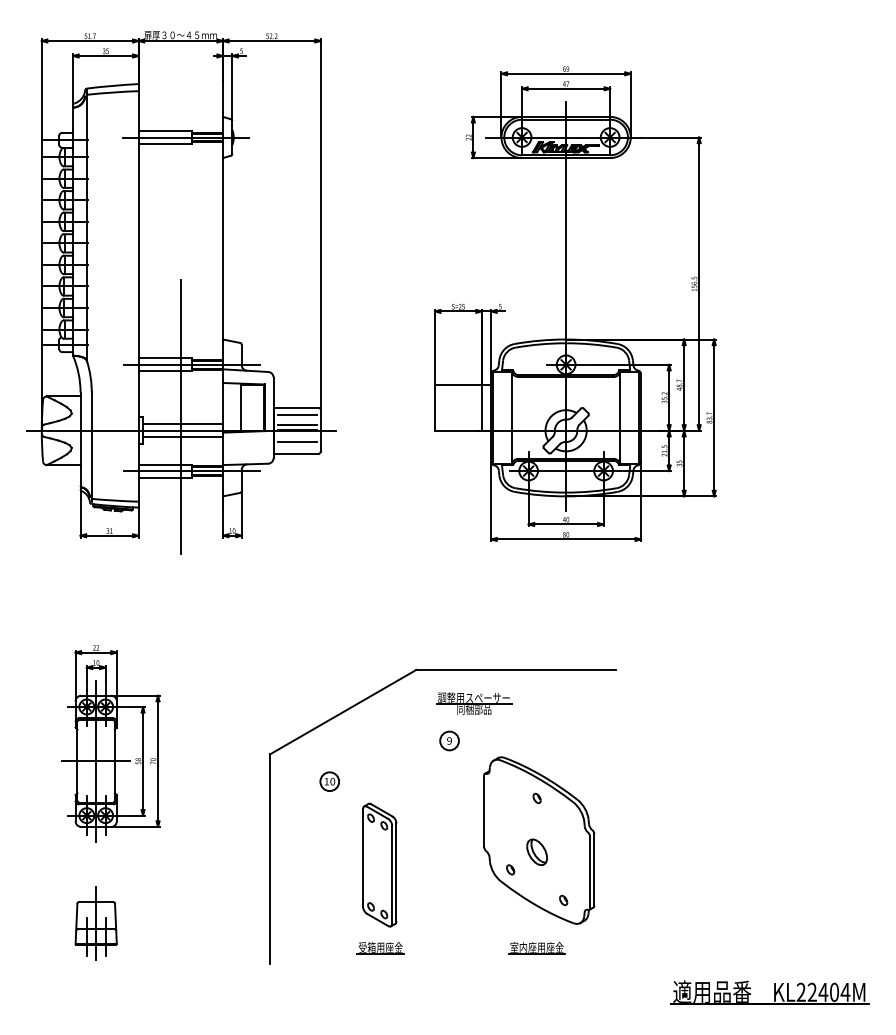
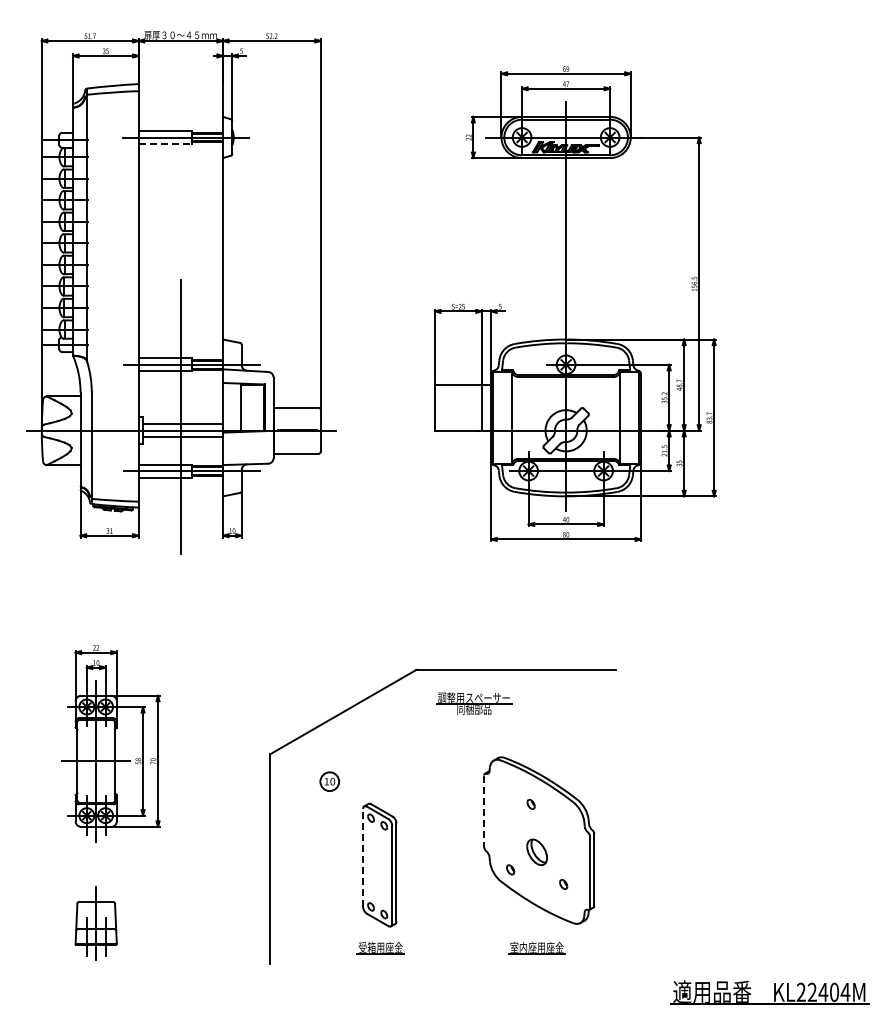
line: solid -> dashed (165, 144)
line: present -> none (297, 414)
line: present -> none (297, 424)
line: present -> none (297, 442)
part: present -> none (449, 740)
part position: (536, 797) -> (530, 803) (530, 803)
line: solid -> dashed (484, 811)
line: solid -> dashed (363, 857)
part position: (563, 900) -> (563, 884) (563, 884)
